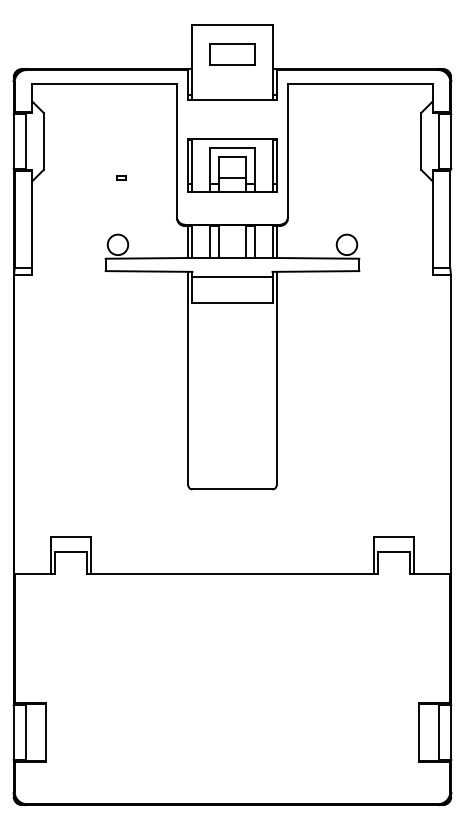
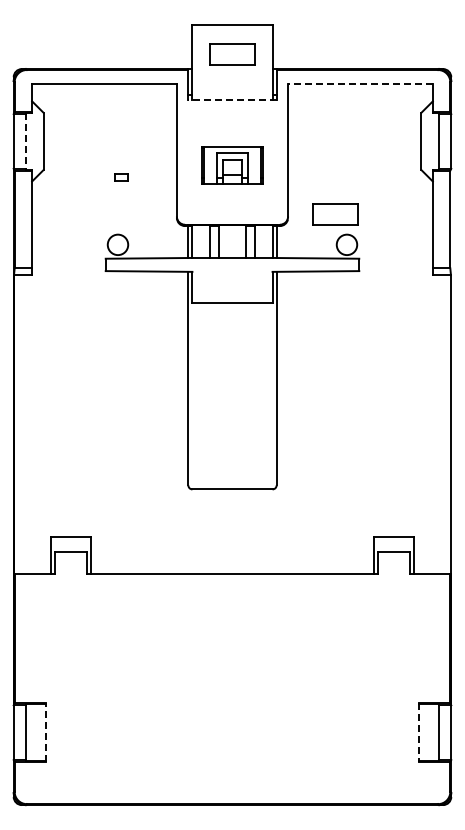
line: solid -> dashed (359, 83)
line: solid -> dashed (232, 100)
line: solid -> dashed (26, 141)
part size: 91x55 px -> 63x39 px (232, 165)
part size: 11x6 px -> 15x9 px (121, 177)
part: none -> present (335, 214)
line: present -> none (232, 277)
line: solid -> dashed (46, 732)
line: solid -> dashed (418, 733)
